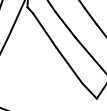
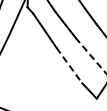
line: solid -> dashed (90, 55)
line: solid -> dashed (69, 65)
